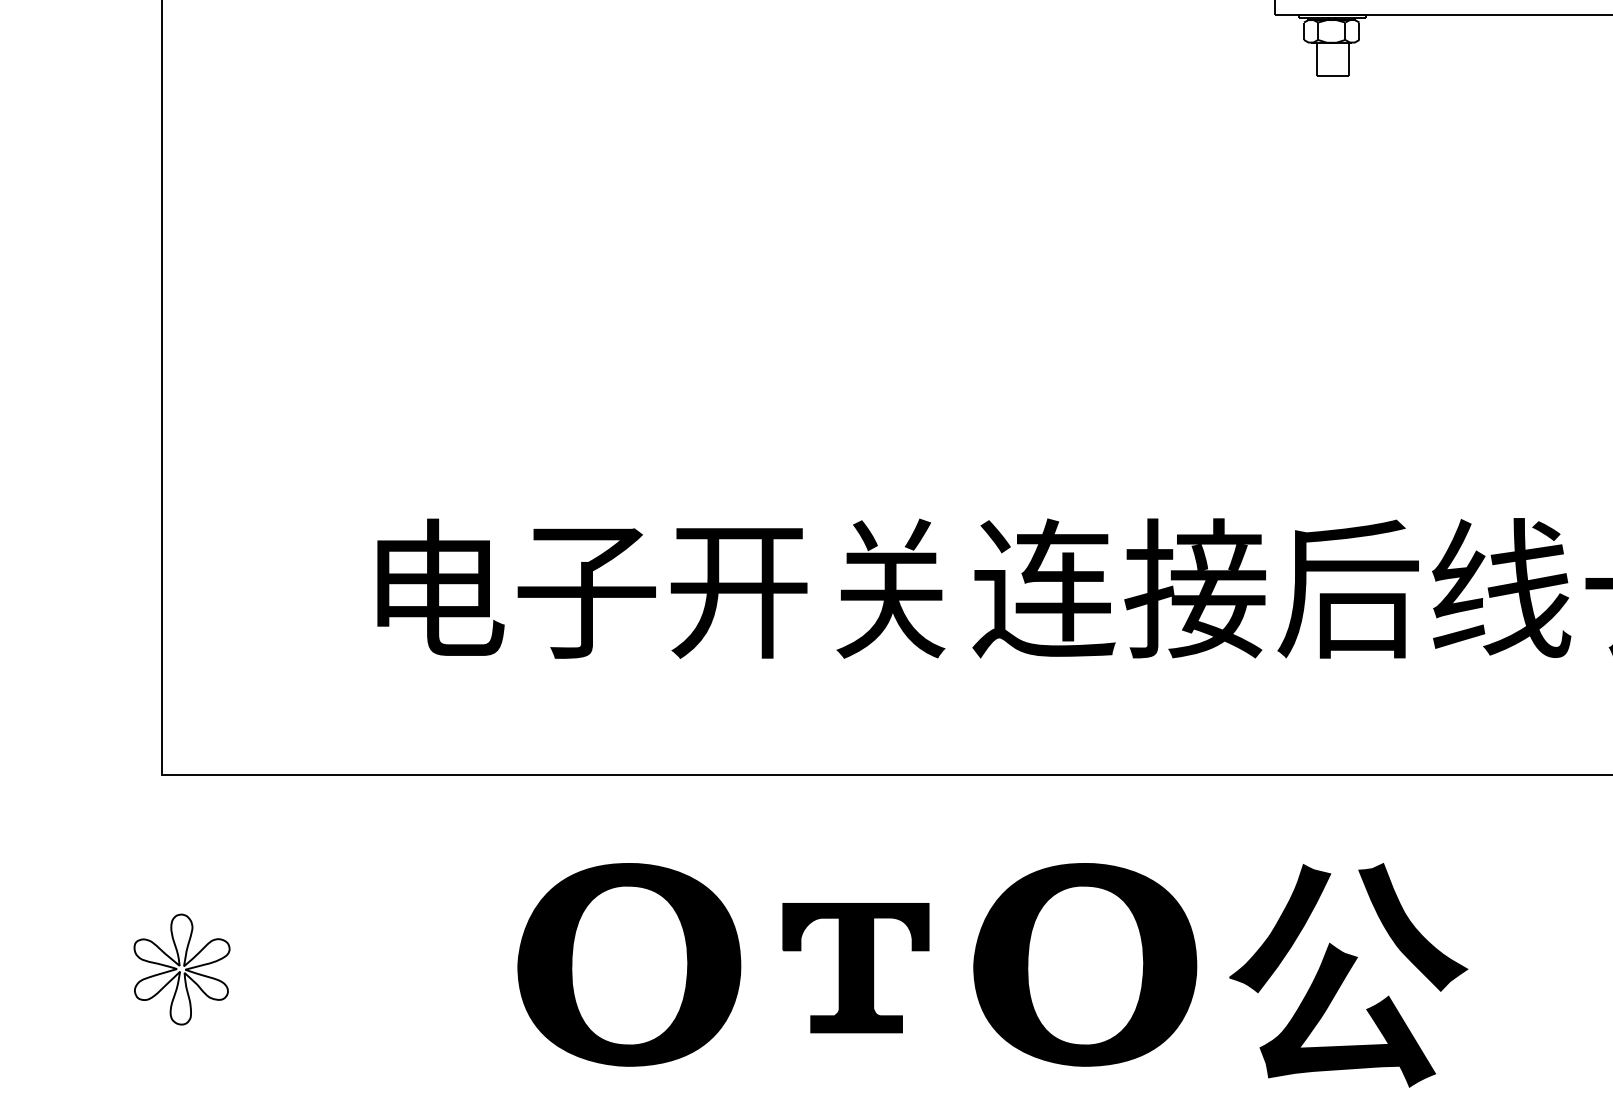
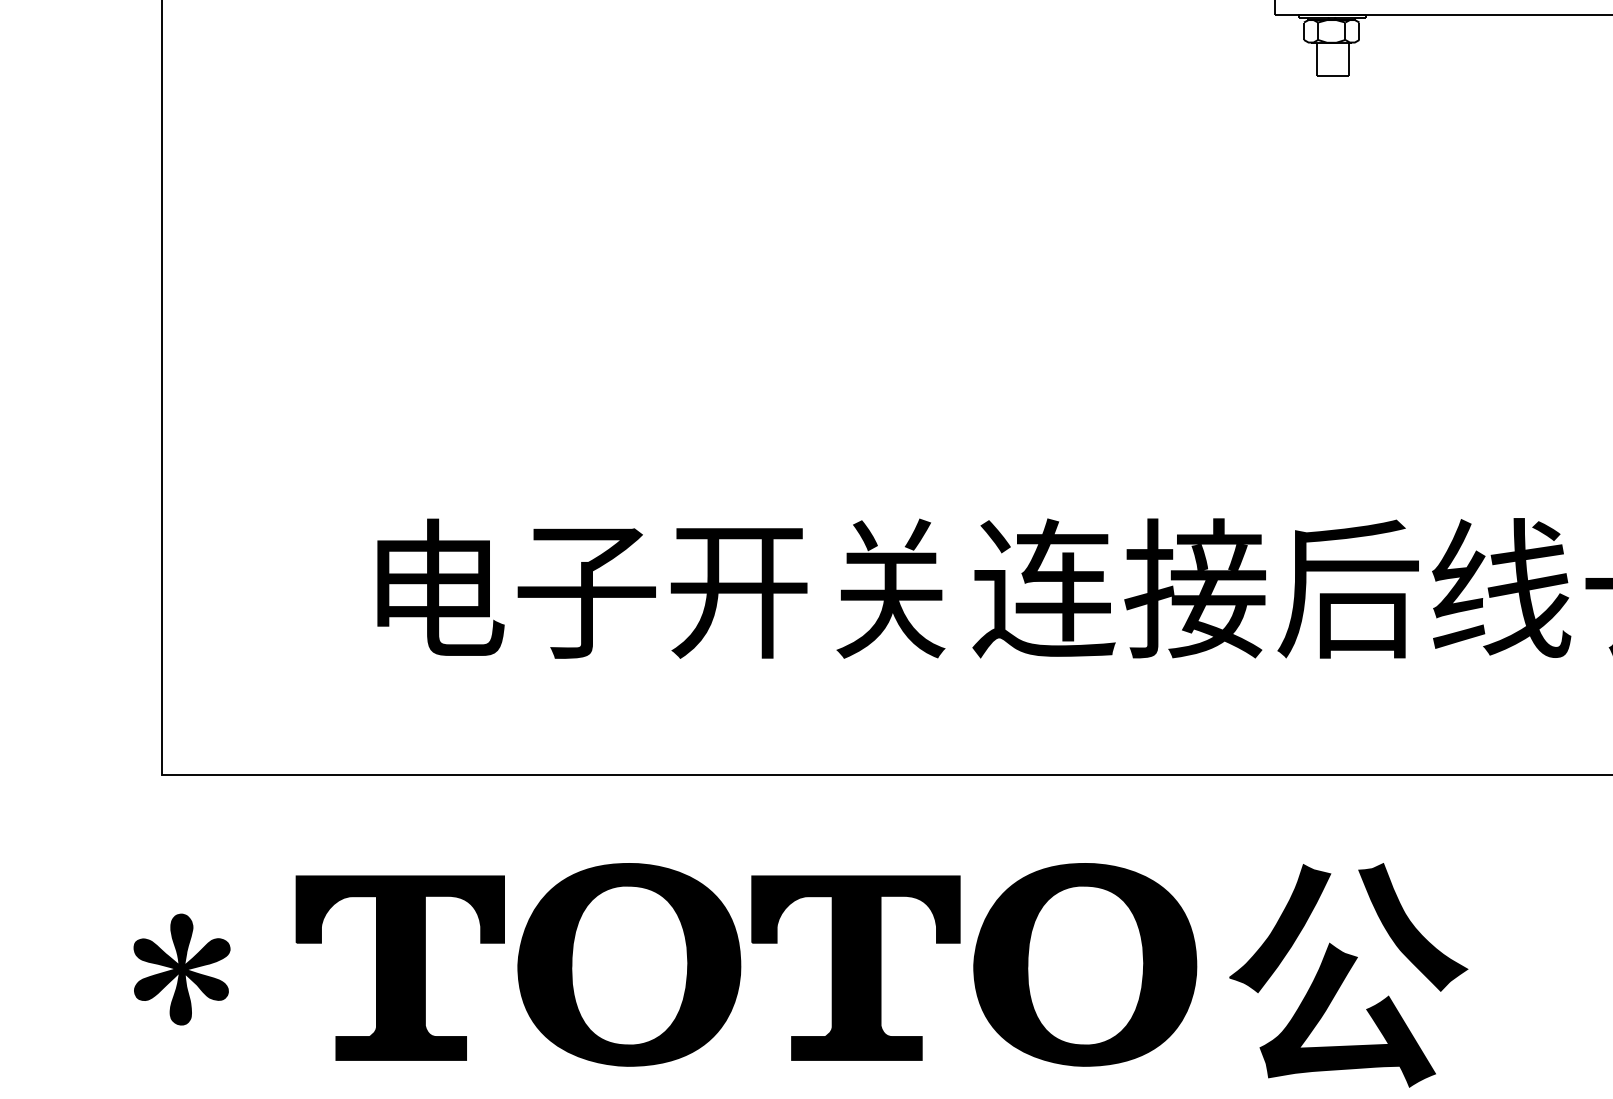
part: none -> present (399, 967)
part size: 148x131 px -> 210x186 px (855, 967)
fill: none -> present (181, 969)
